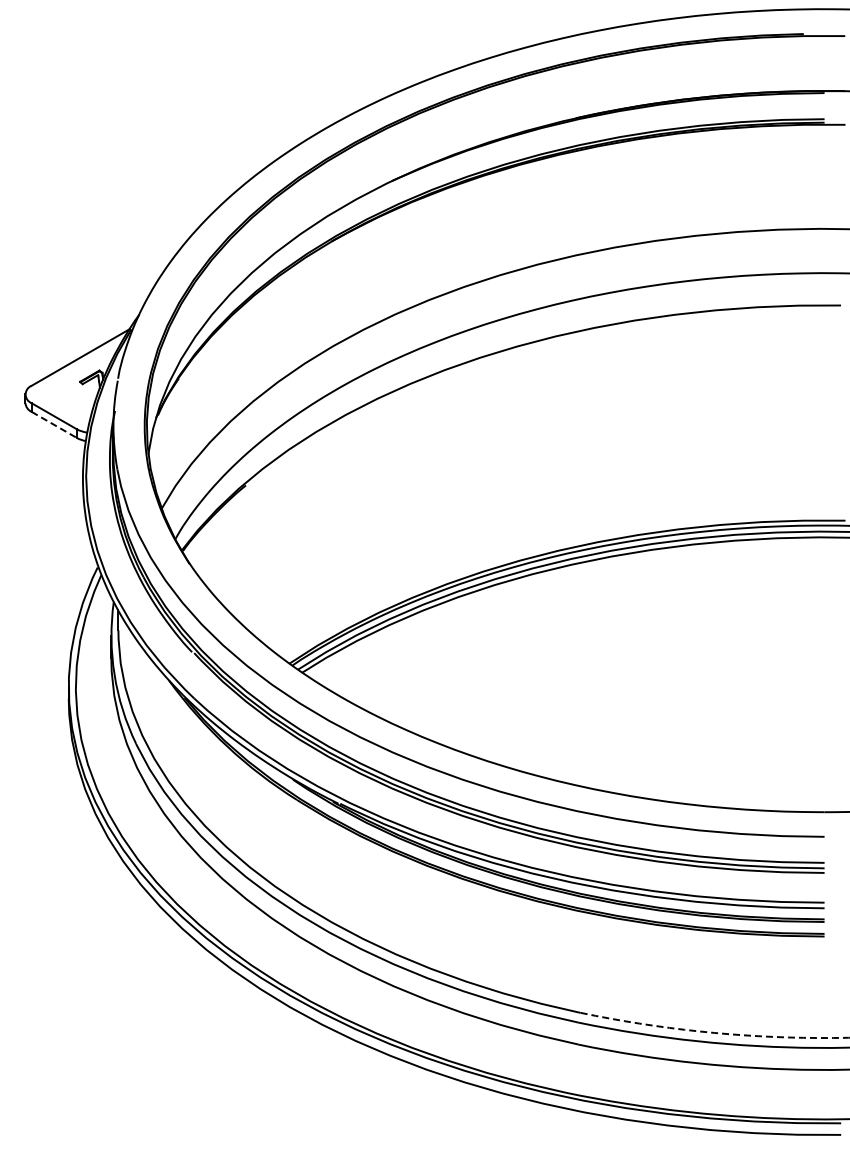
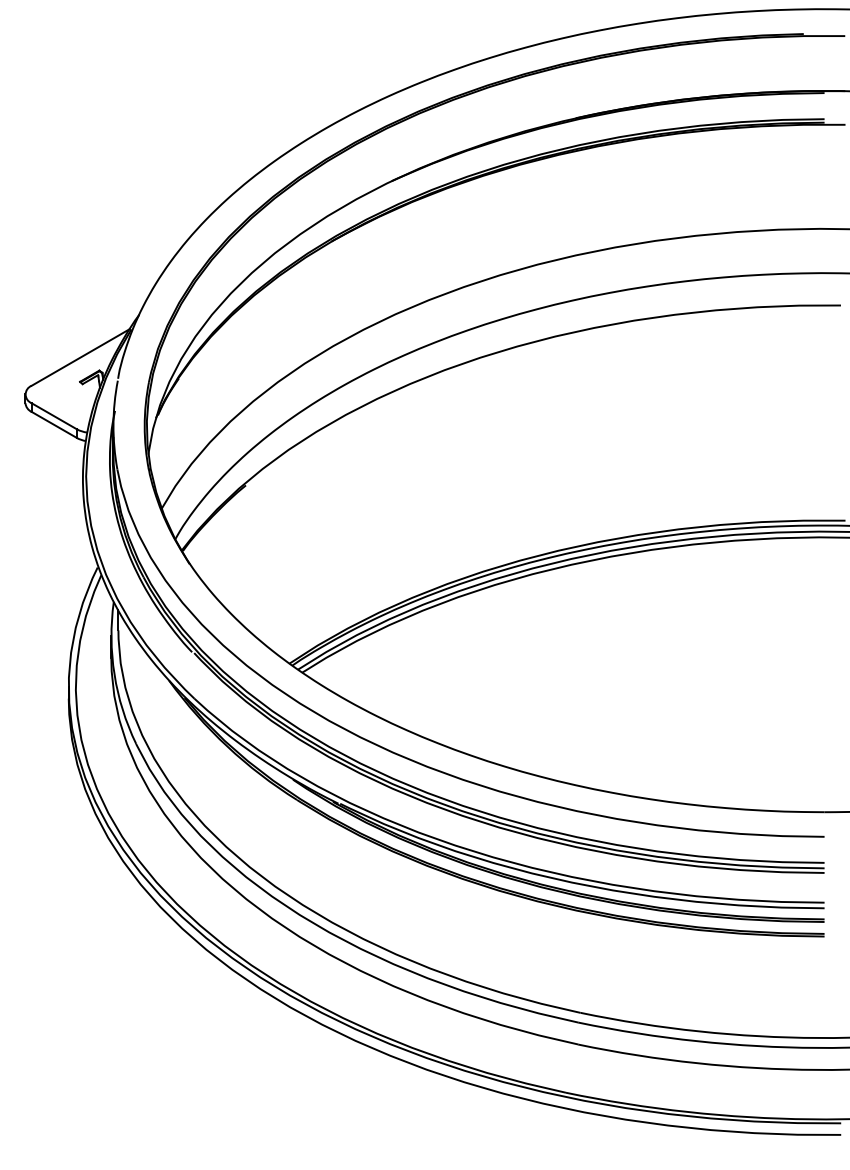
line: dashed -> solid (54, 425)
arc: dashed -> solid (714, 1032)
